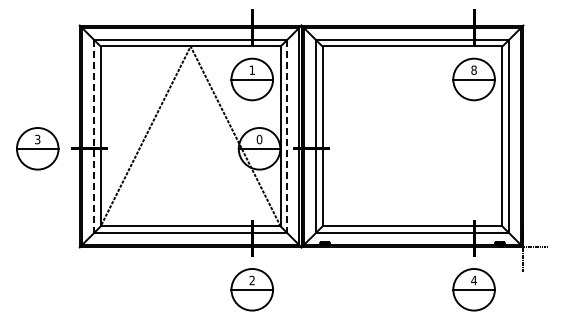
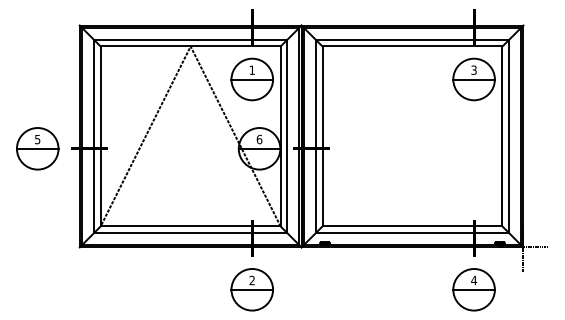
text: 8 -> 3 (473, 69)
line: dashed -> solid (94, 136)
line: dashed -> solid (287, 136)
text: 3 -> 5 (37, 138)
text: 0 -> 6 (259, 138)
